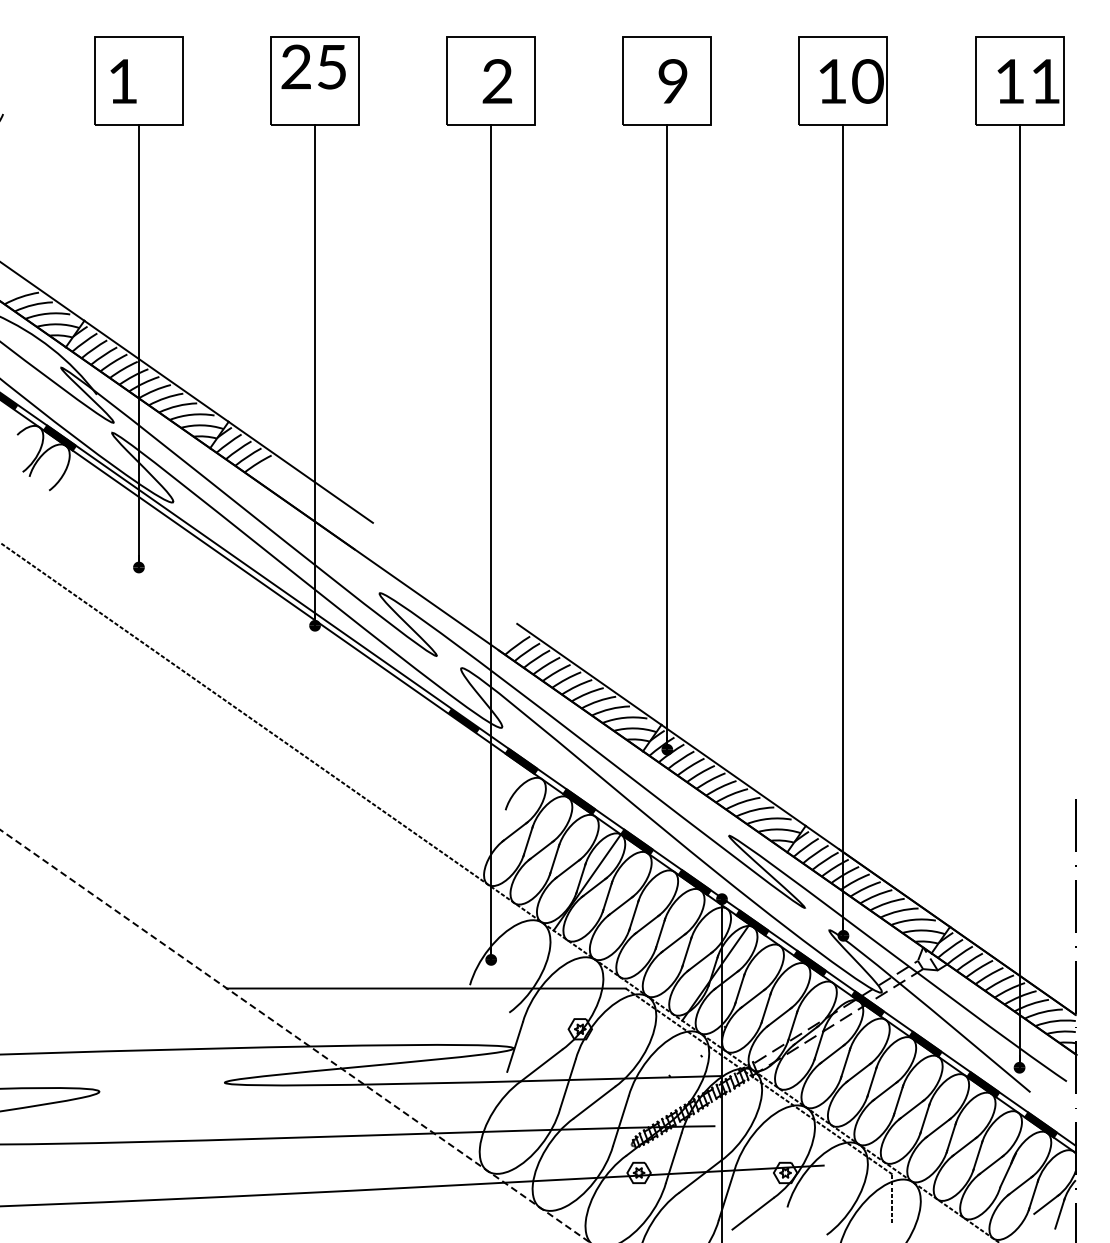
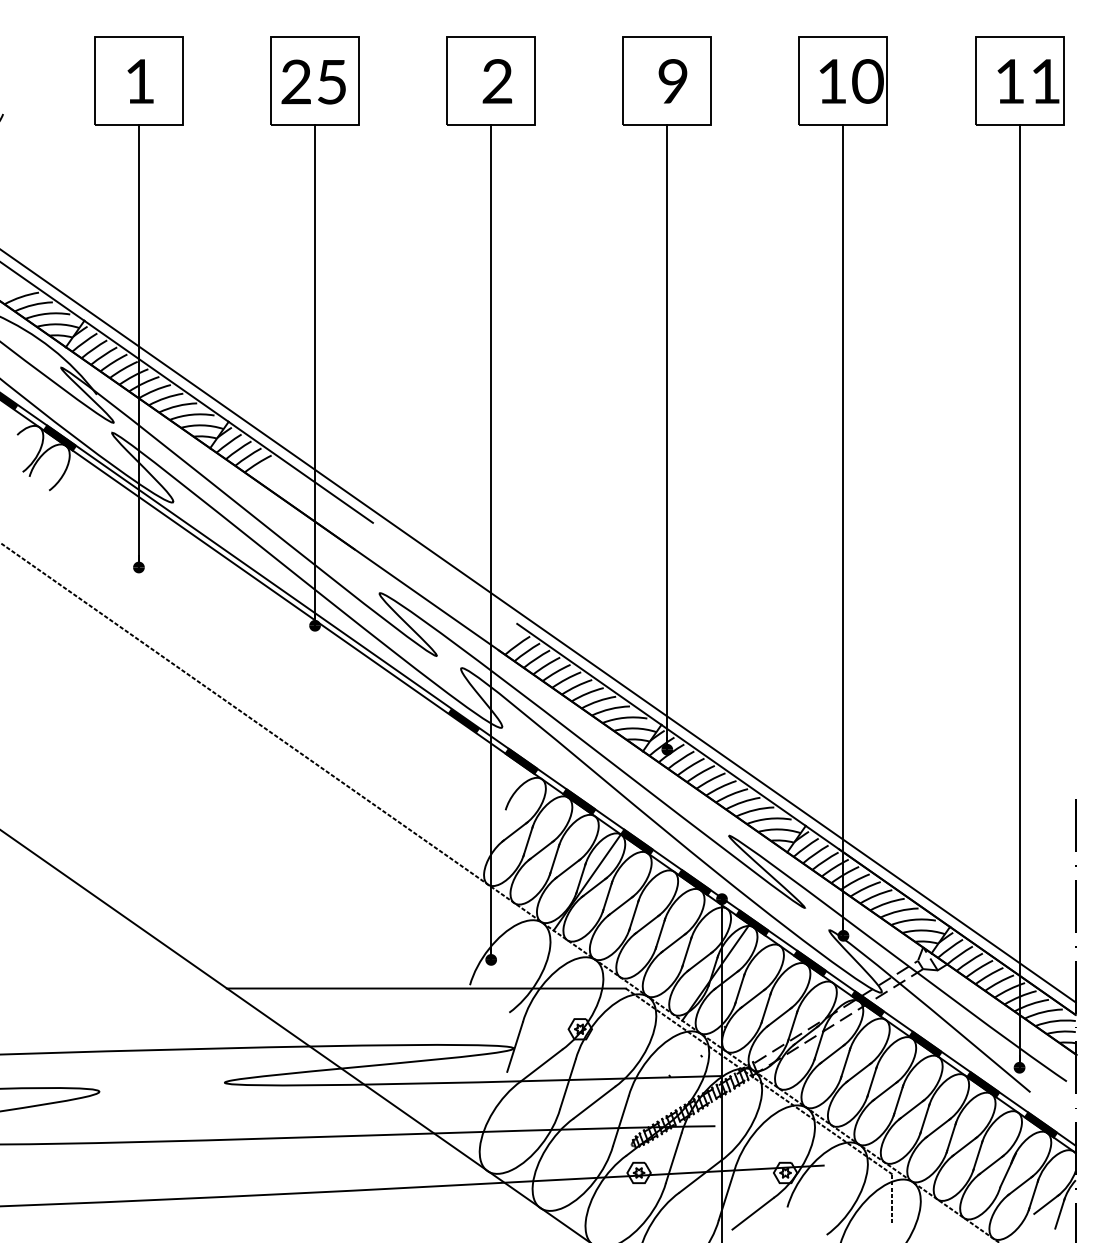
text position: (313, 66) -> (313, 81) (313, 81)
text position: (123, 81) -> (140, 81) (140, 81)
line: none -> present (538, 626)
line: dashed -> solid (295, 1036)
